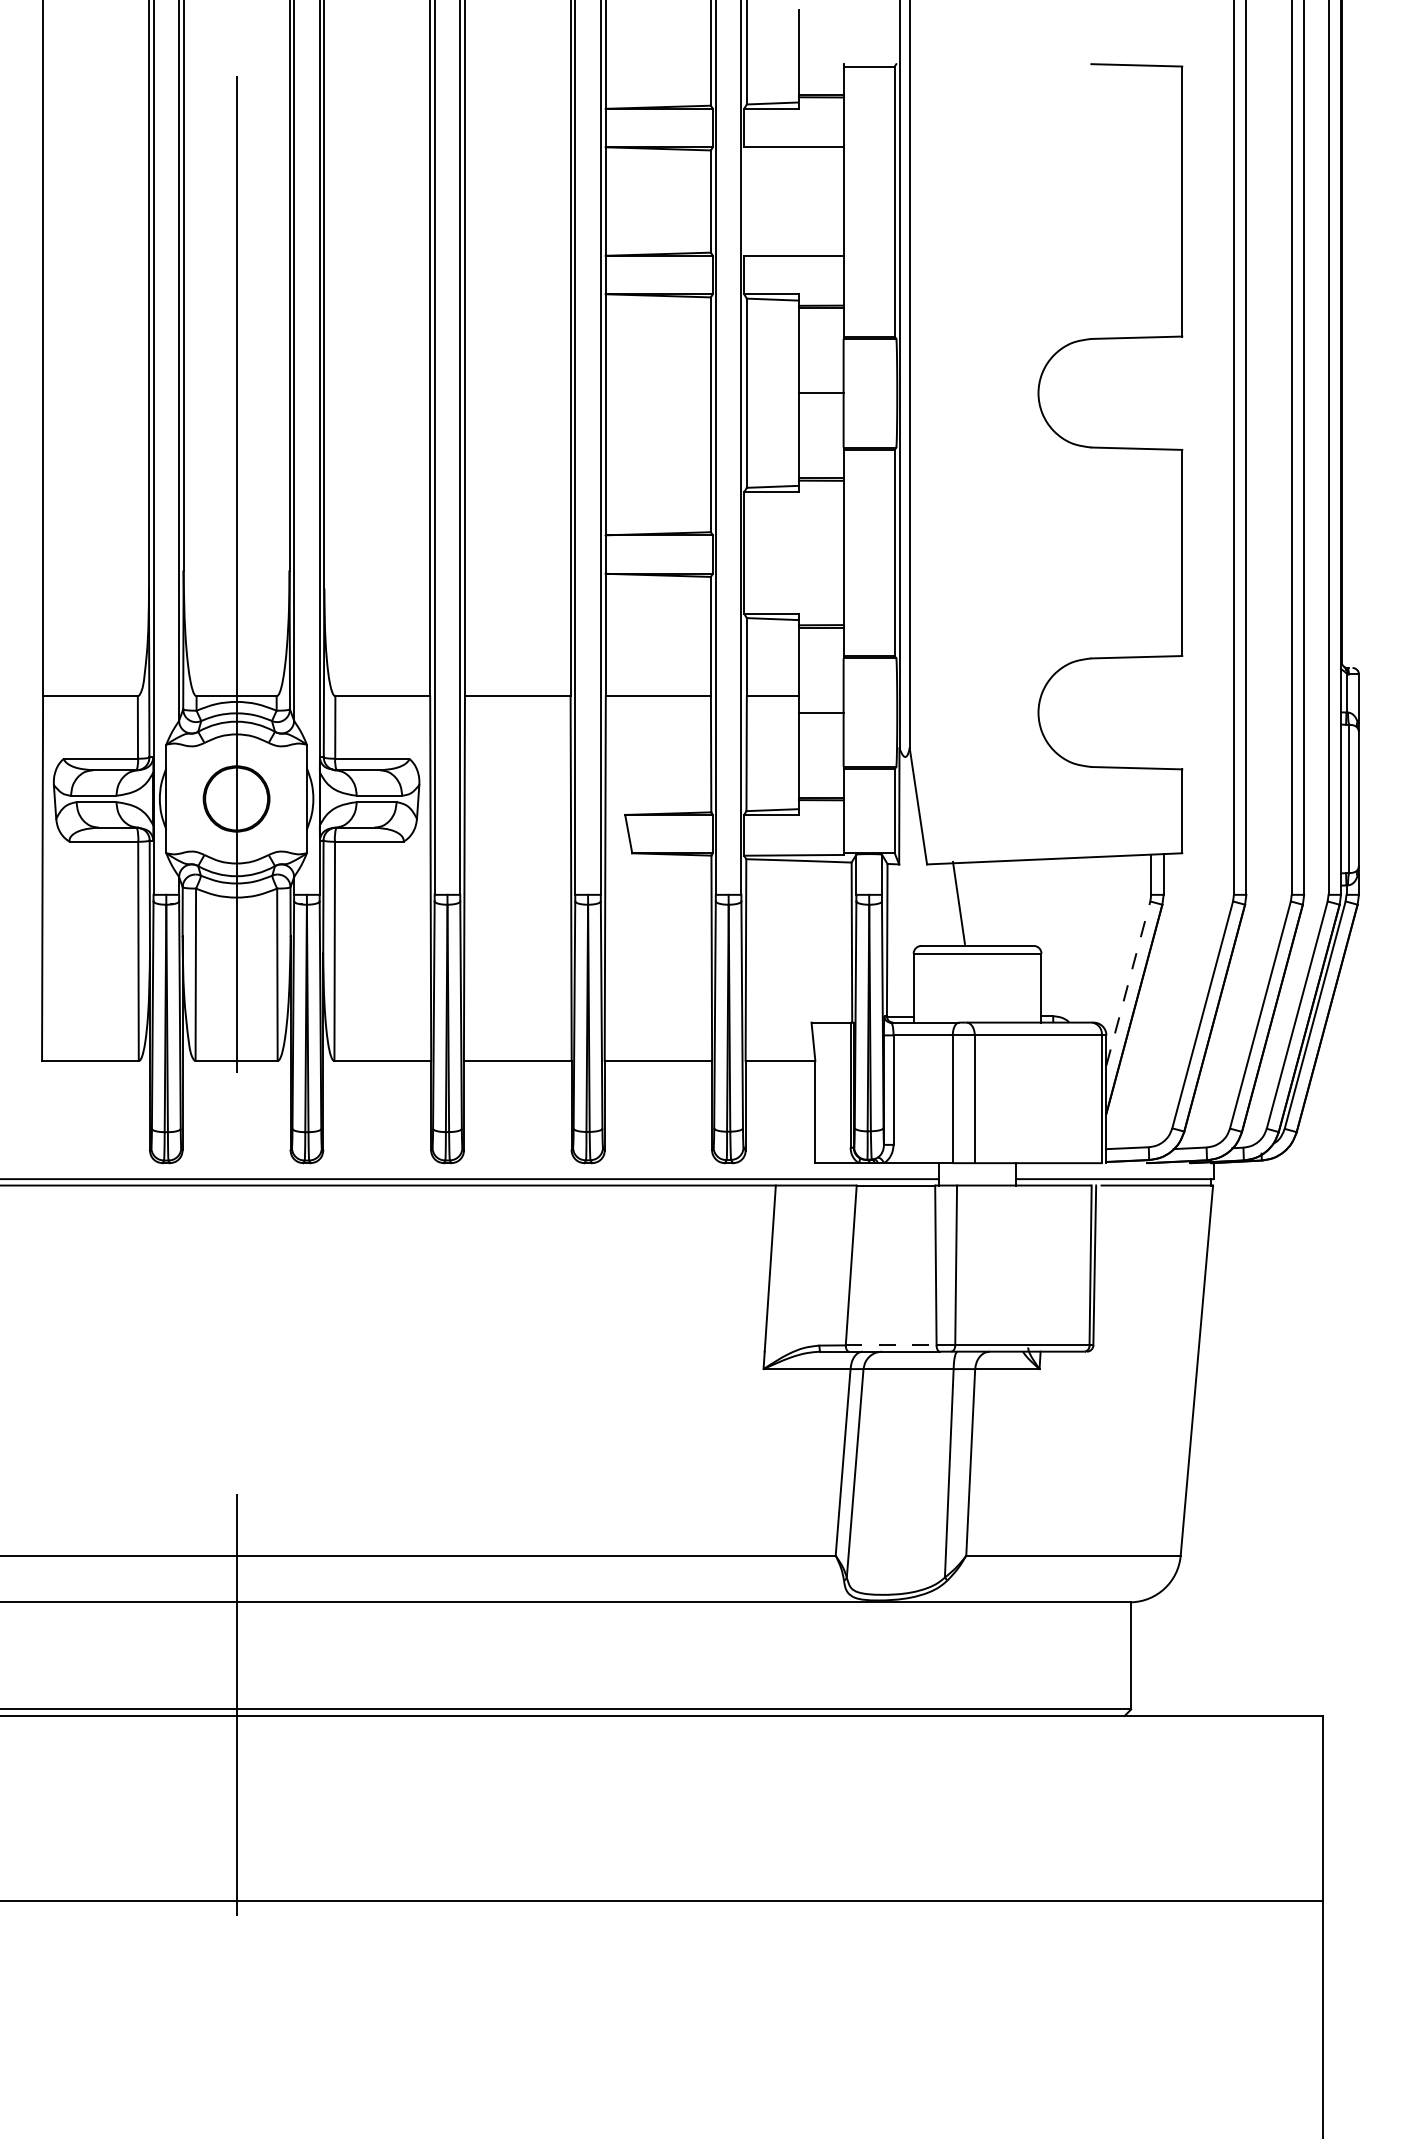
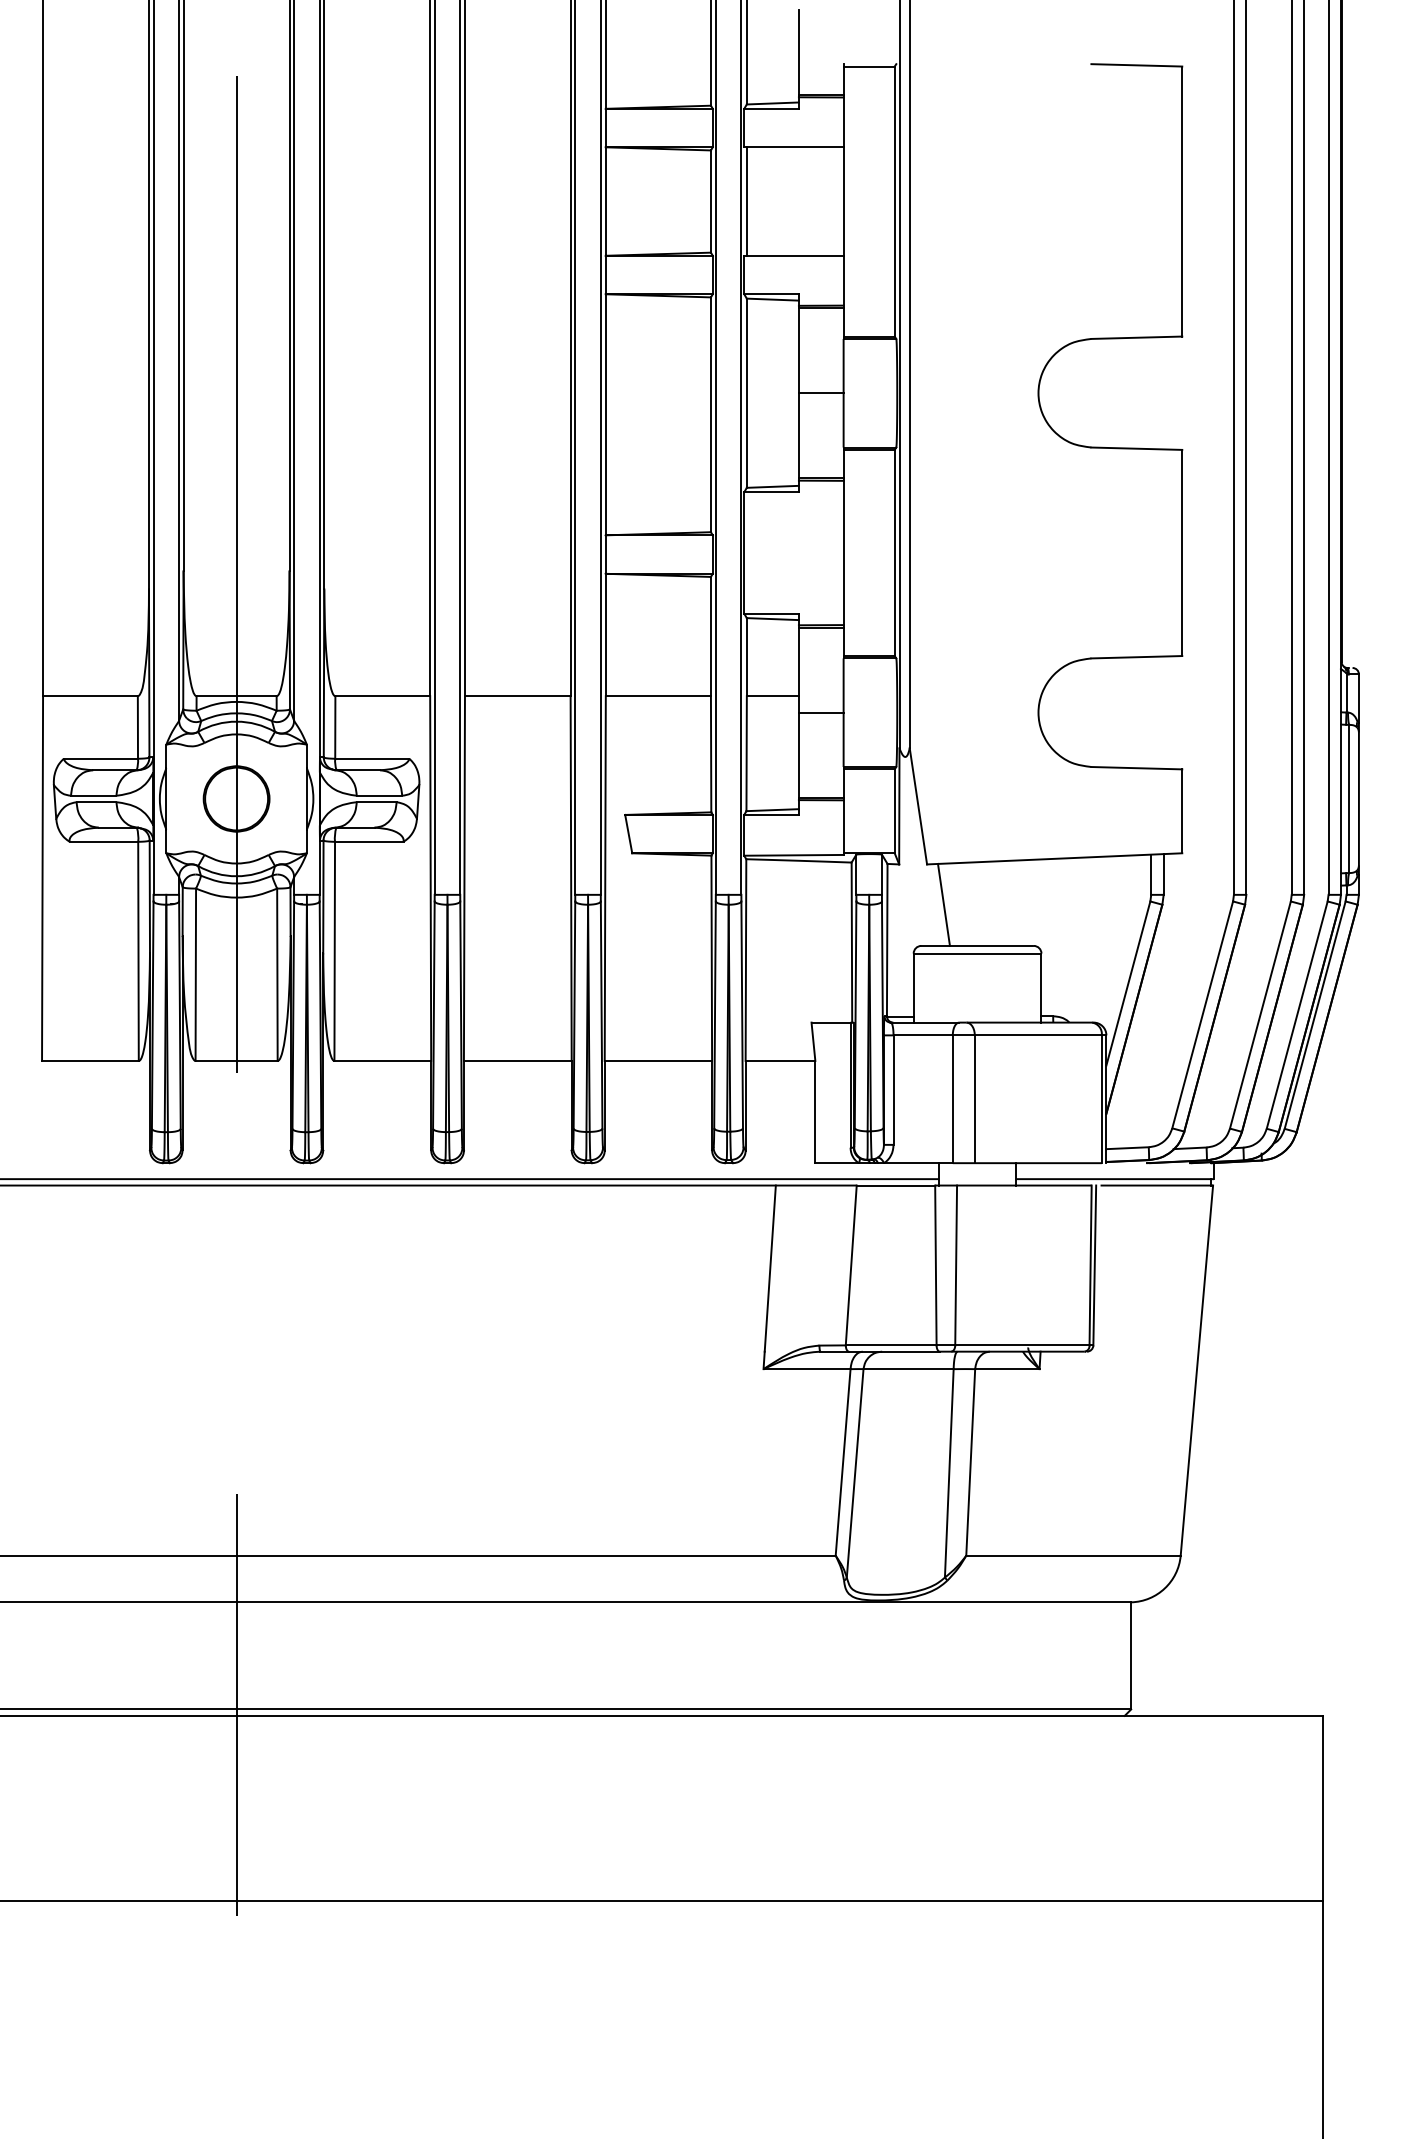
line: none -> present (746, 201)
line position: (958, 902) -> (943, 904) (943, 904)
line: dashed -> solid (1128, 983)
line: dashed -> solid (891, 1345)
